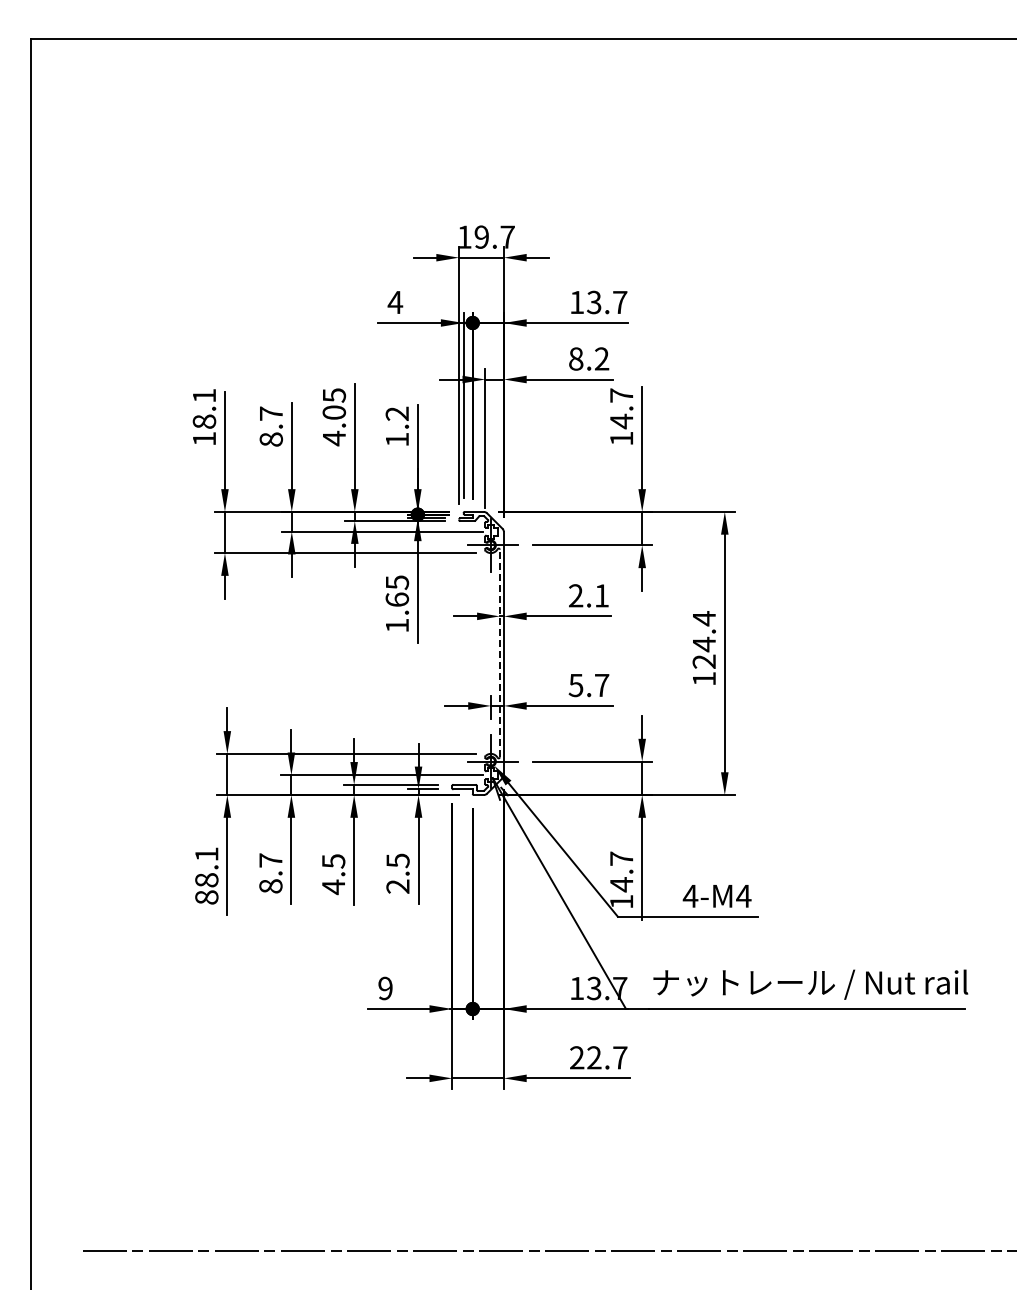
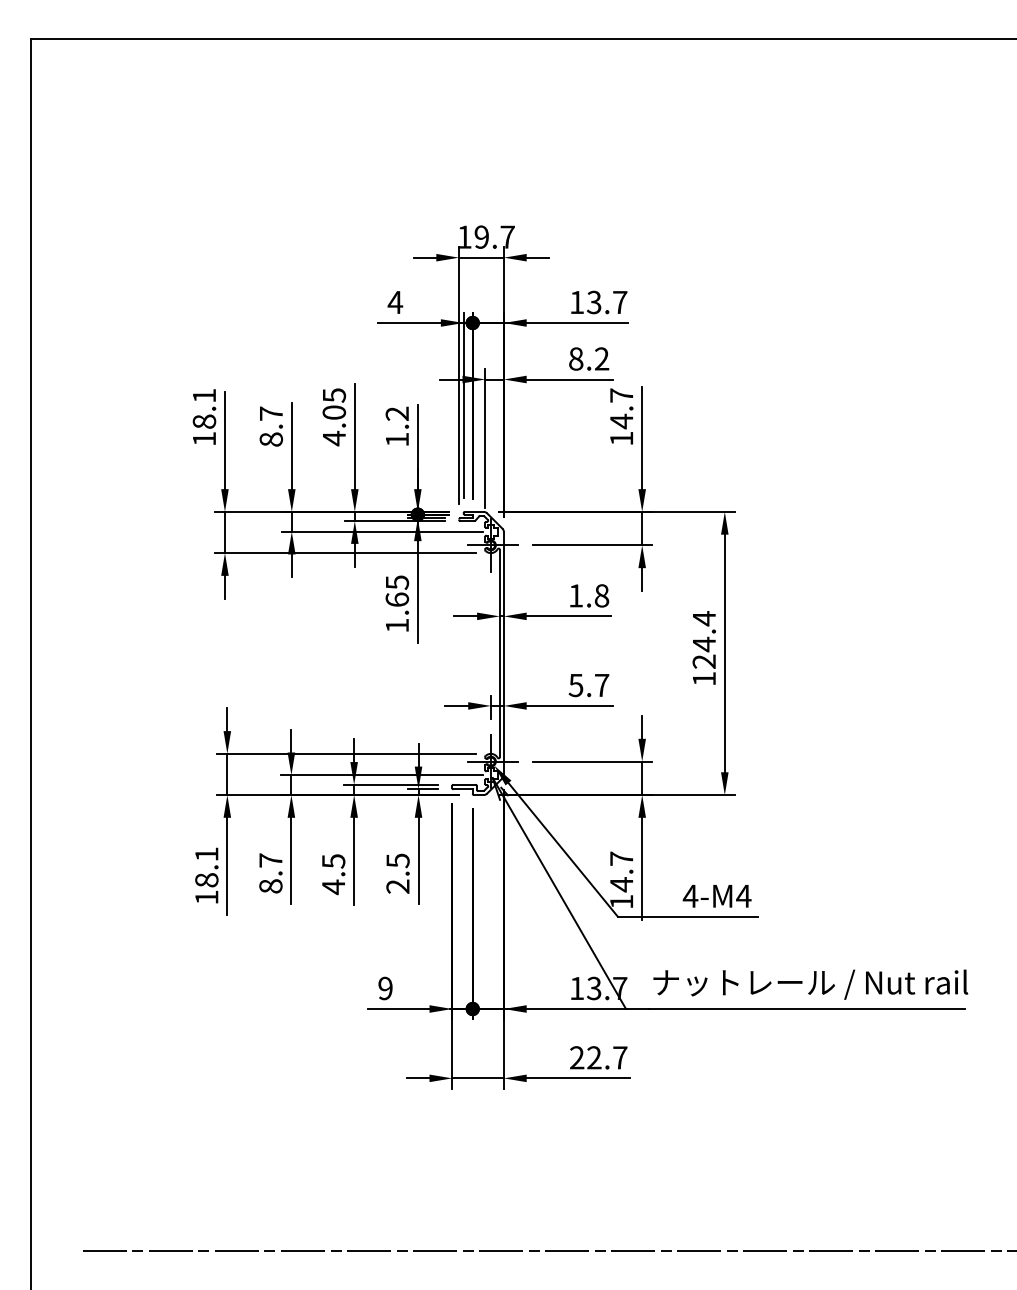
text: 2.1 -> 1.8 (589, 595)
line: dashed -> solid (499, 653)
text: 88.1 -> 18.1 (206, 897)
